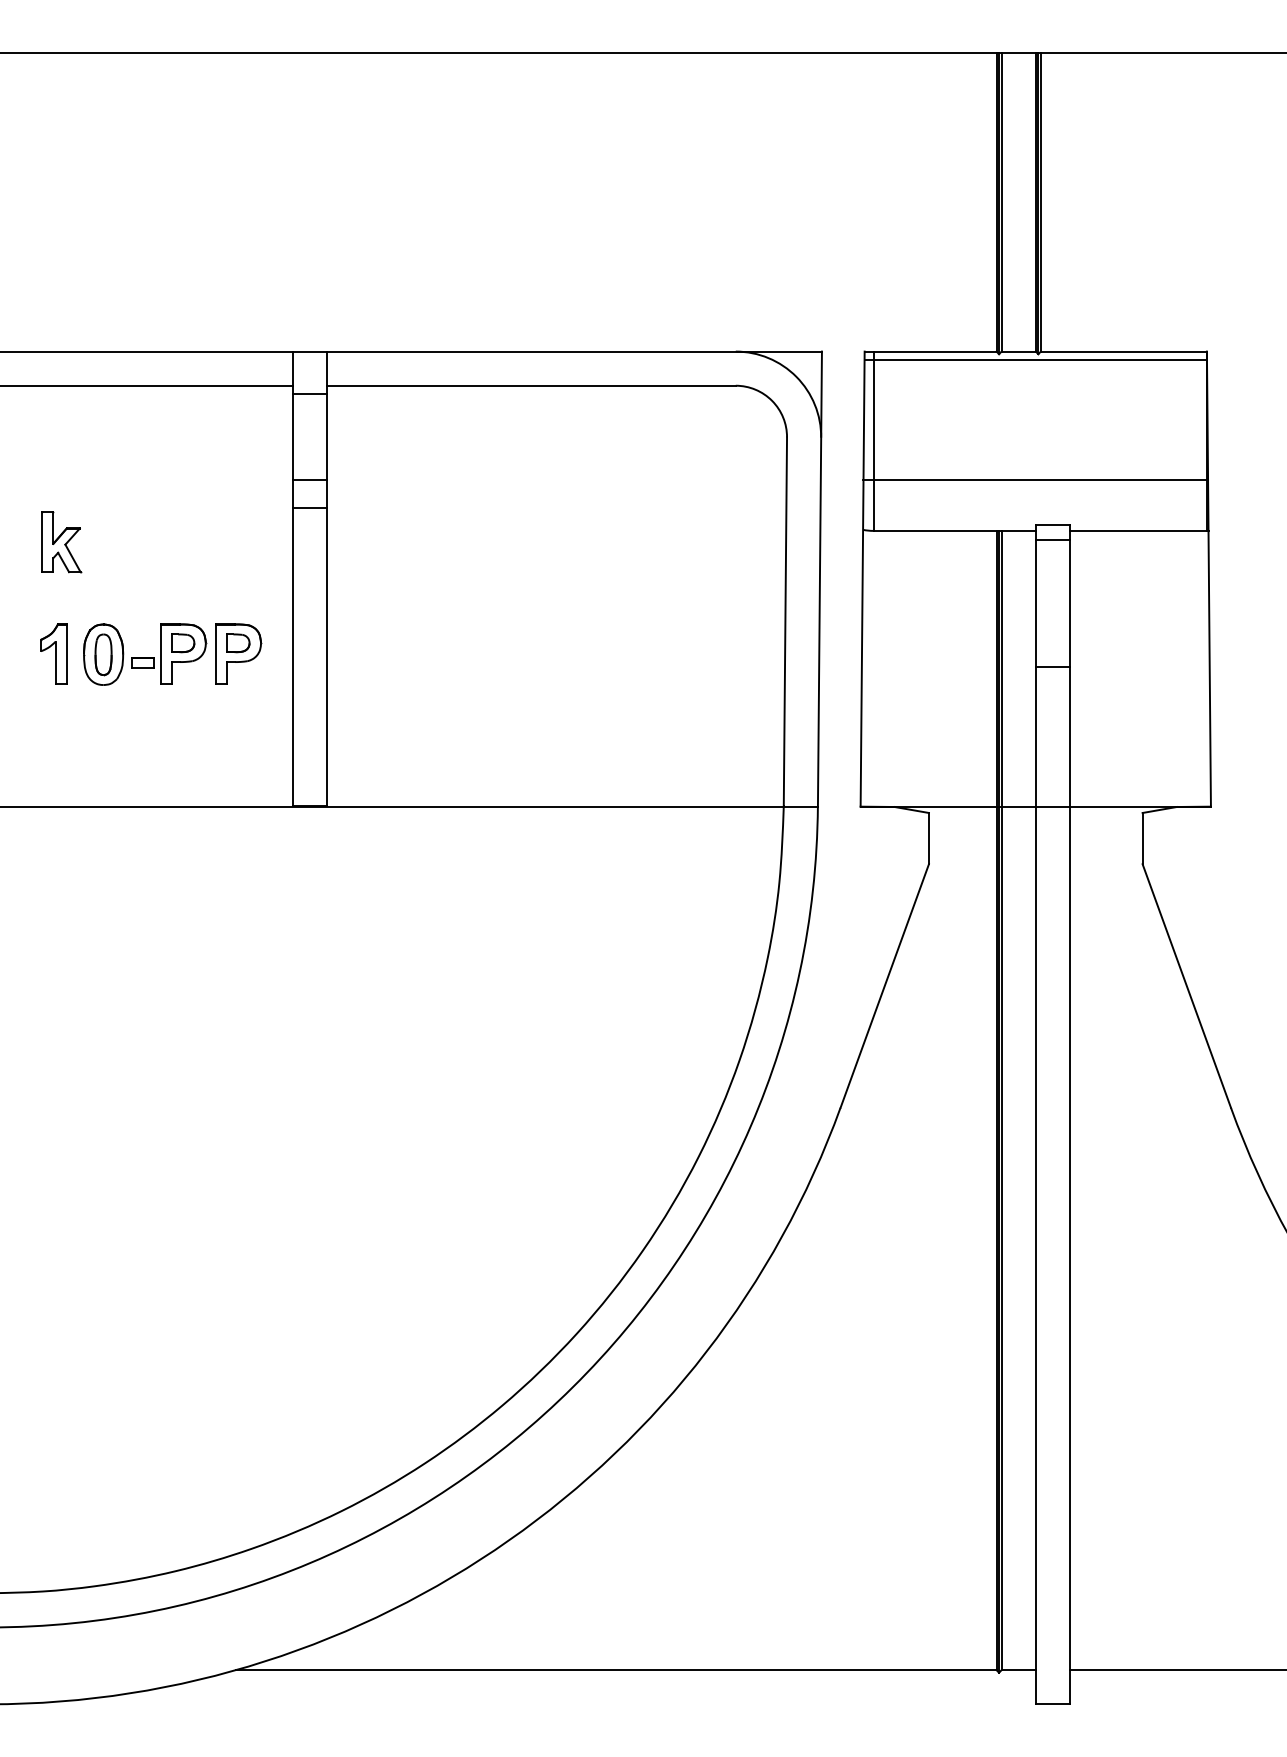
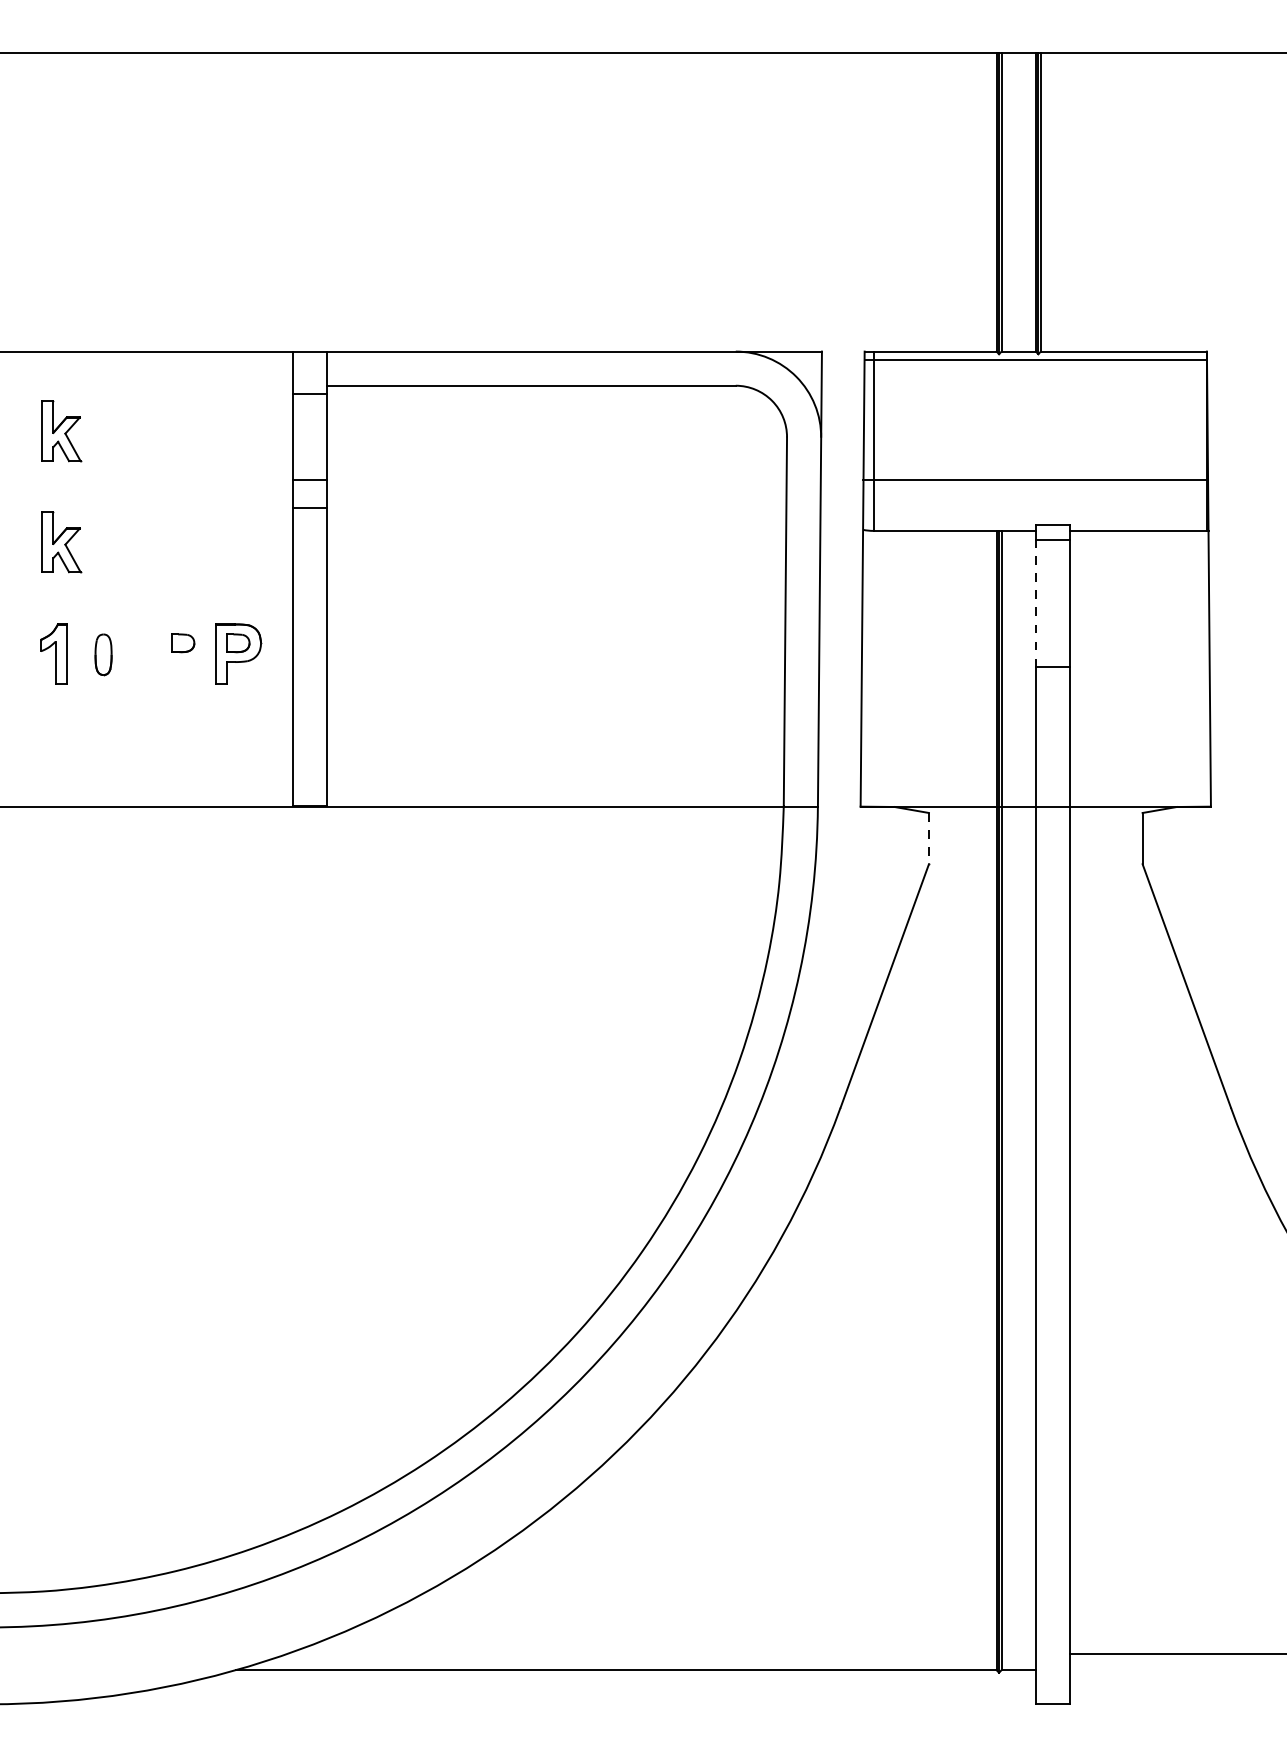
line: present -> none (147, 385)
part: none -> present (61, 431)
line: solid -> dashed (1035, 603)
part: present -> none (145, 654)
line: solid -> dashed (928, 838)
line position: (1176, 1670) -> (1176, 1654) (1176, 1654)
